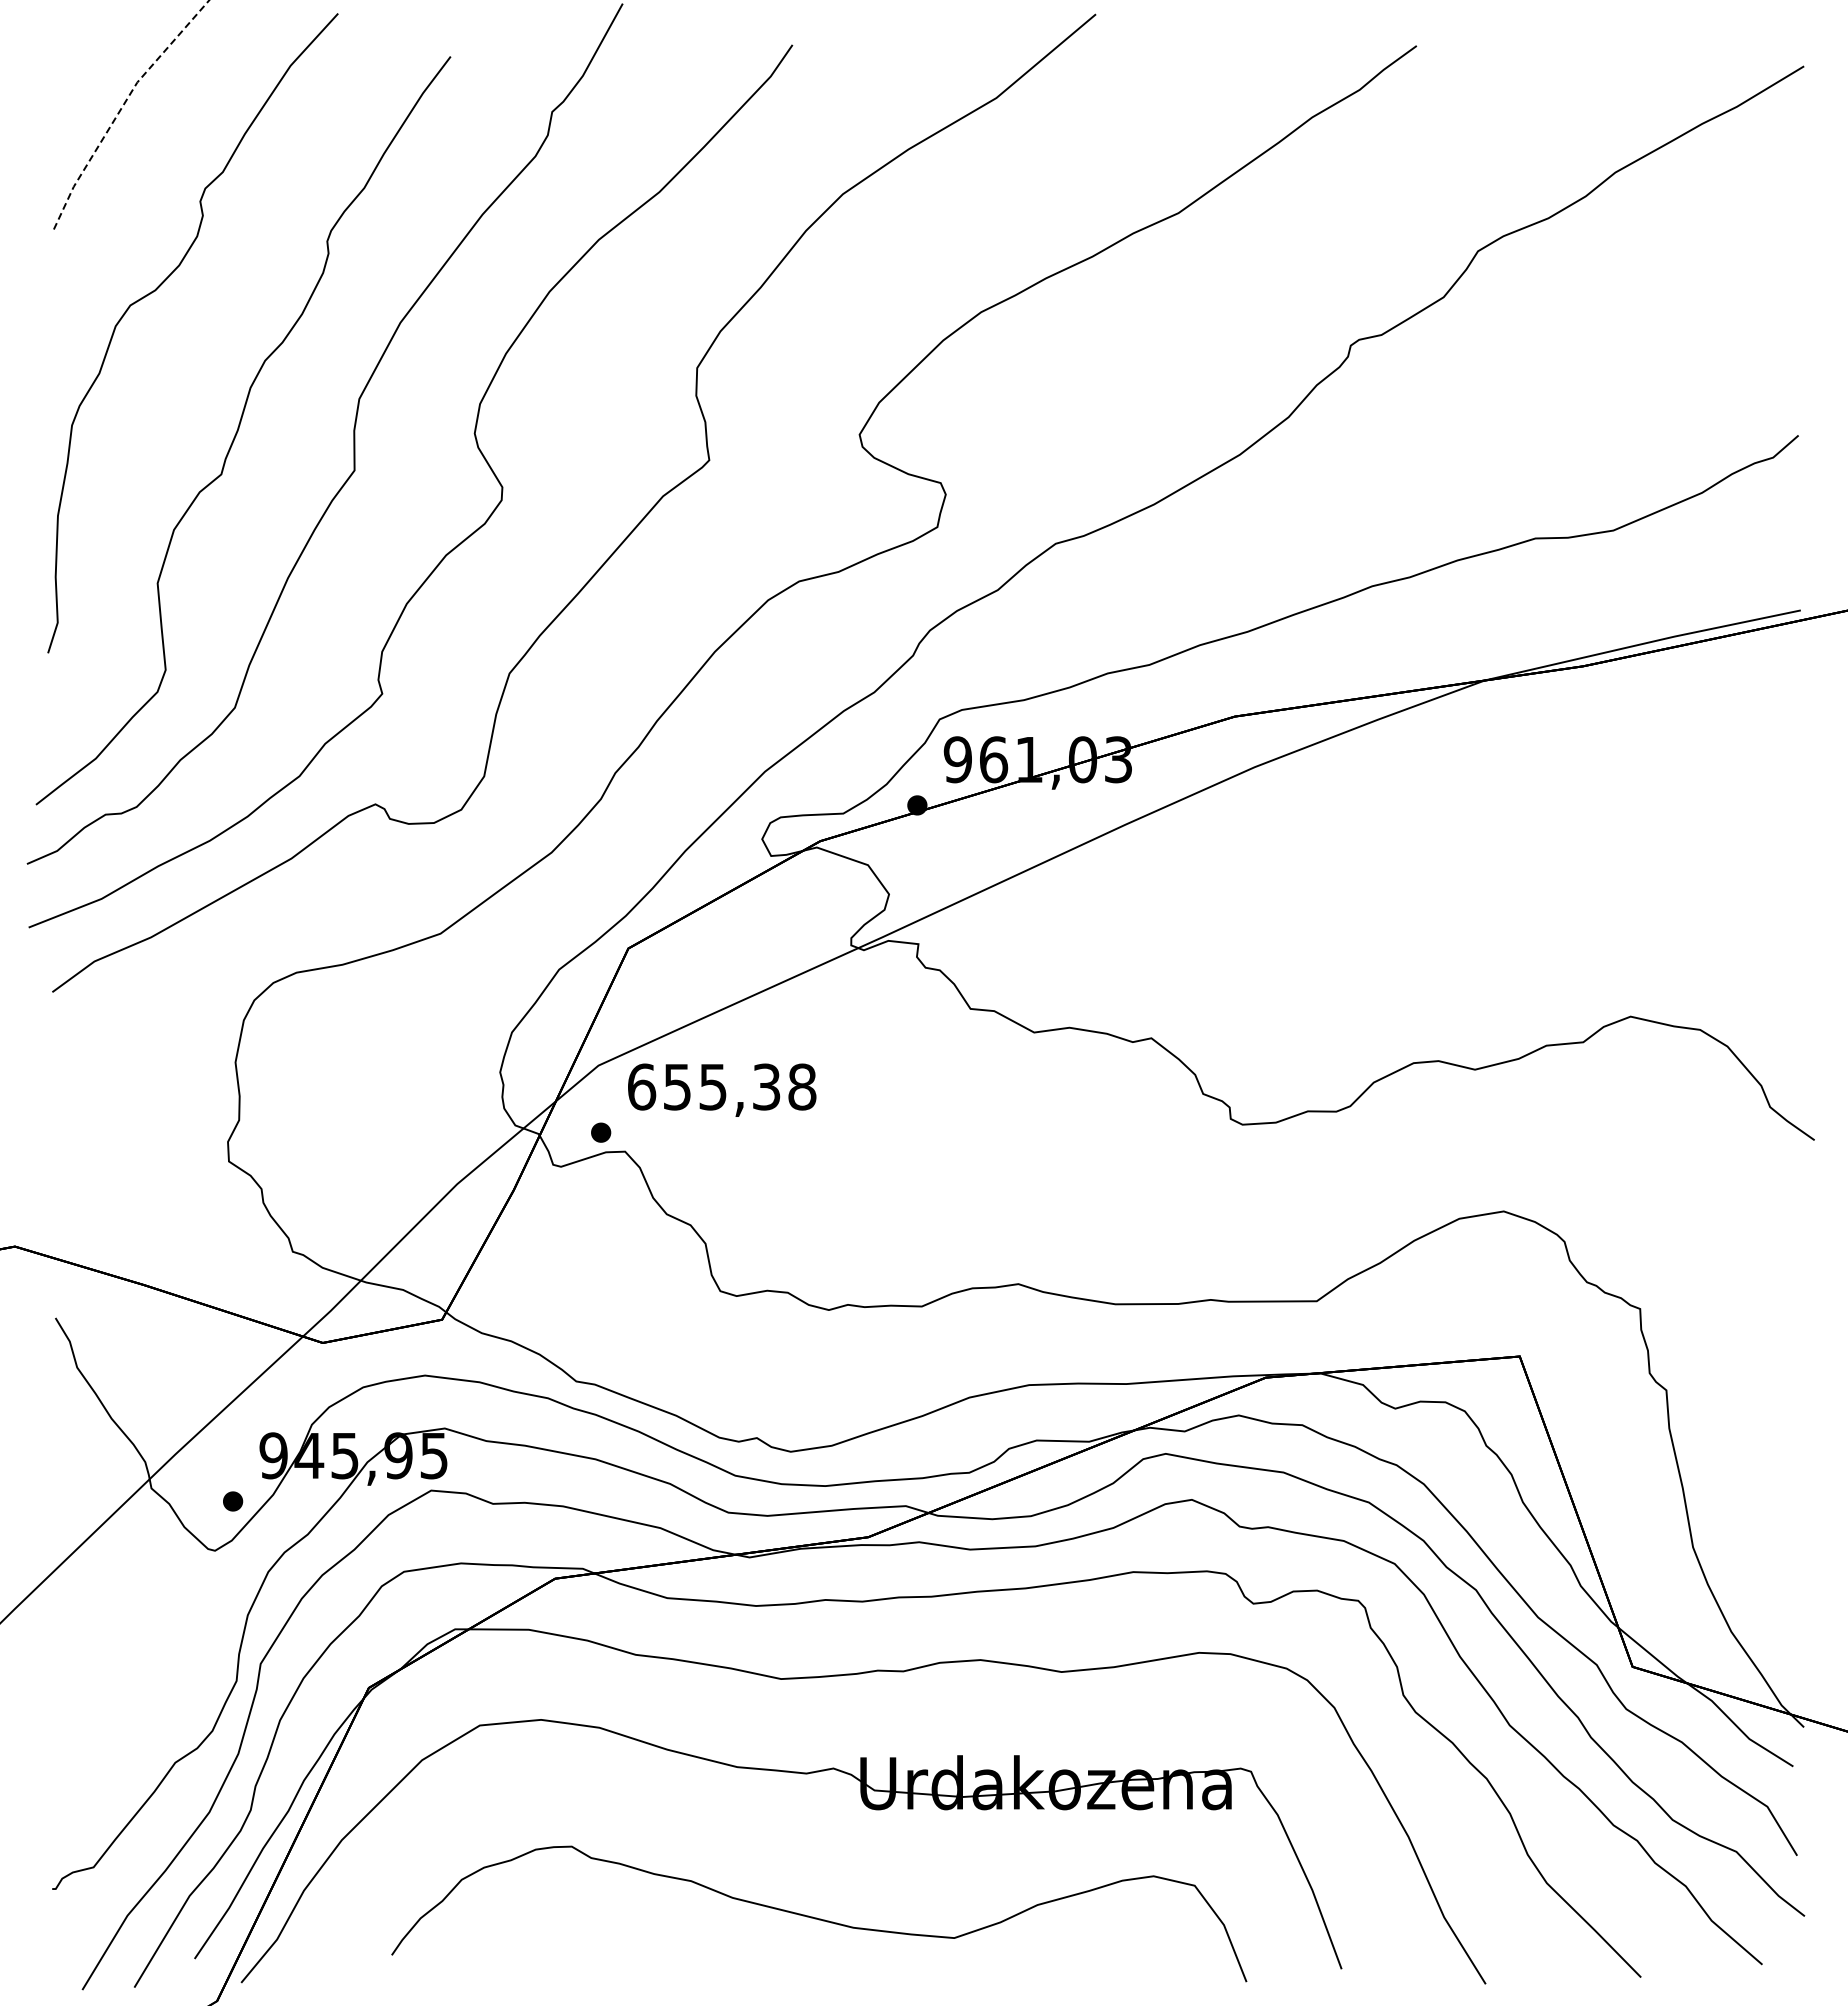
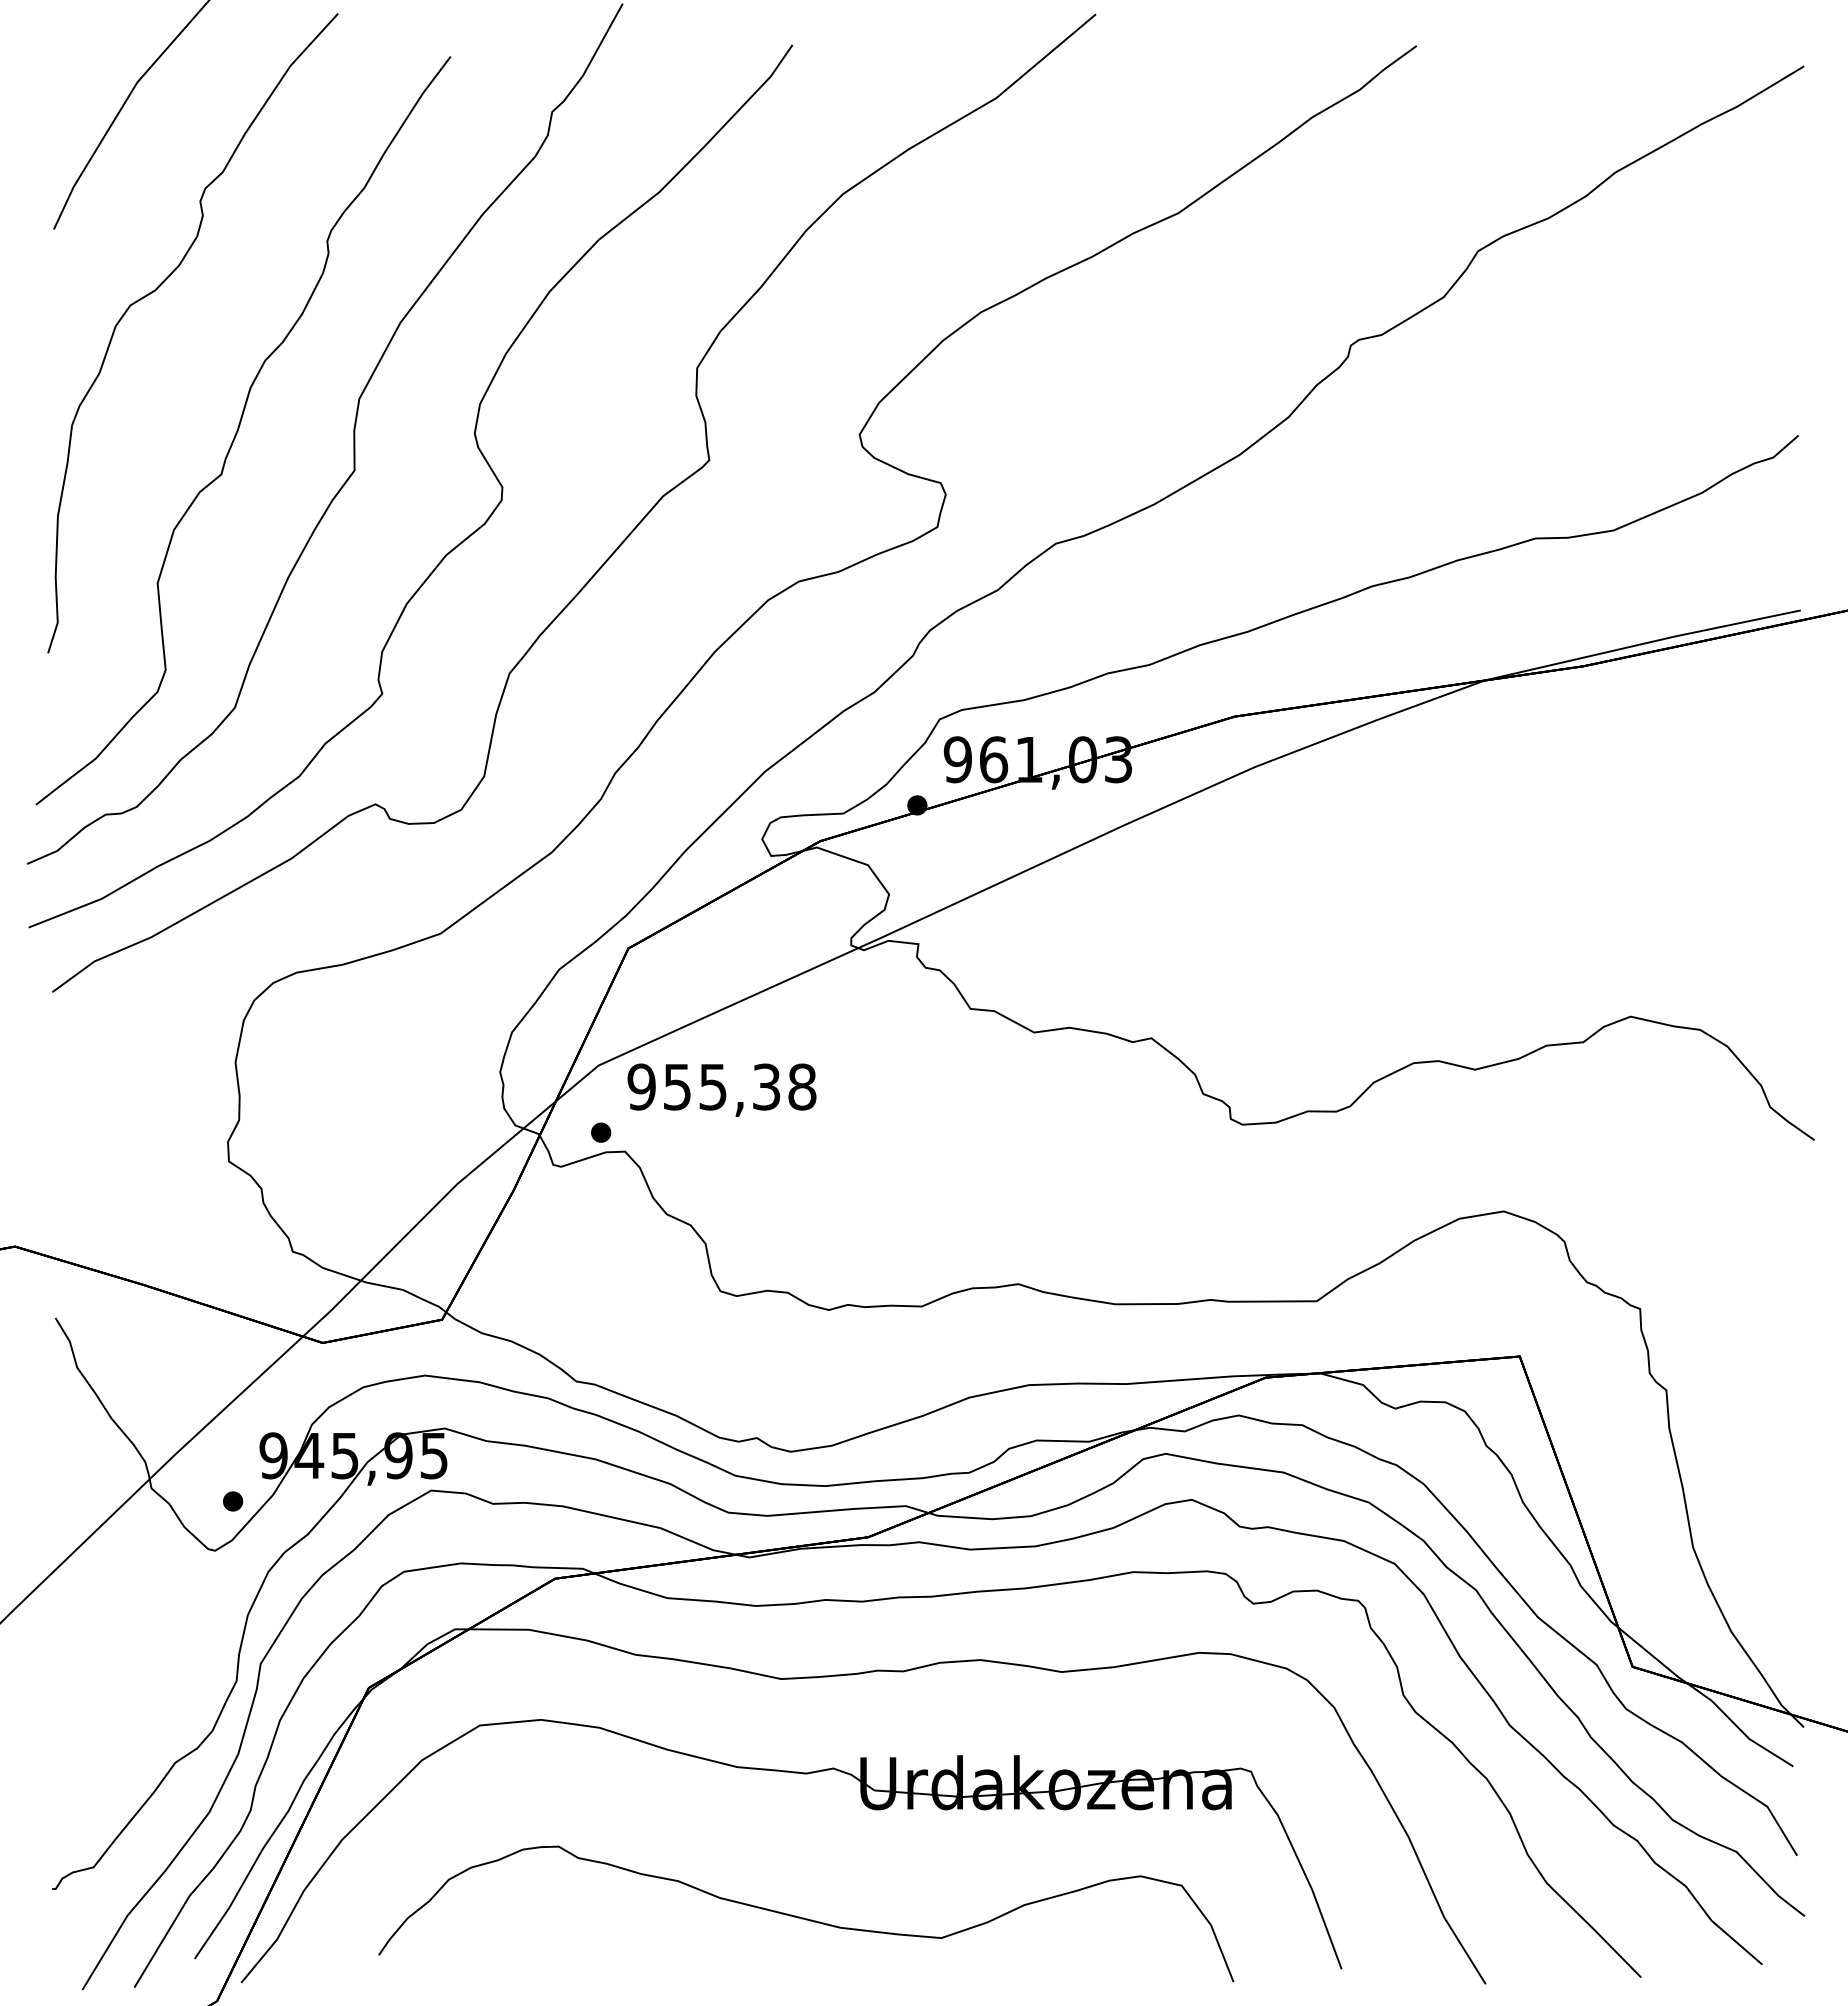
line: dashed -> solid (121, 107)
text: 655,38 -> 955,38 (641, 1086)
curve position: (816, 1917) -> (803, 1917) (803, 1917)
